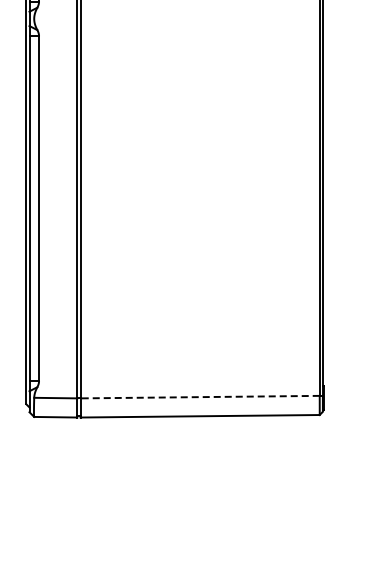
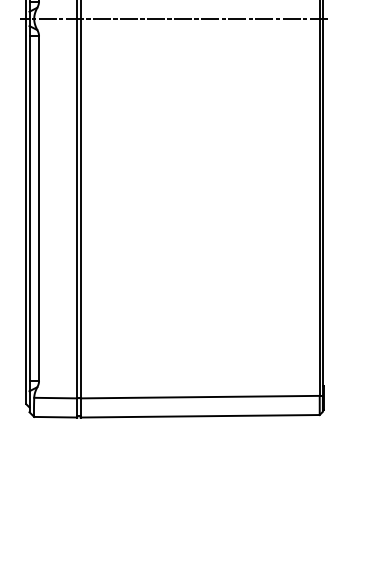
line: none -> present (173, 18)
line: dashed -> solid (200, 397)
